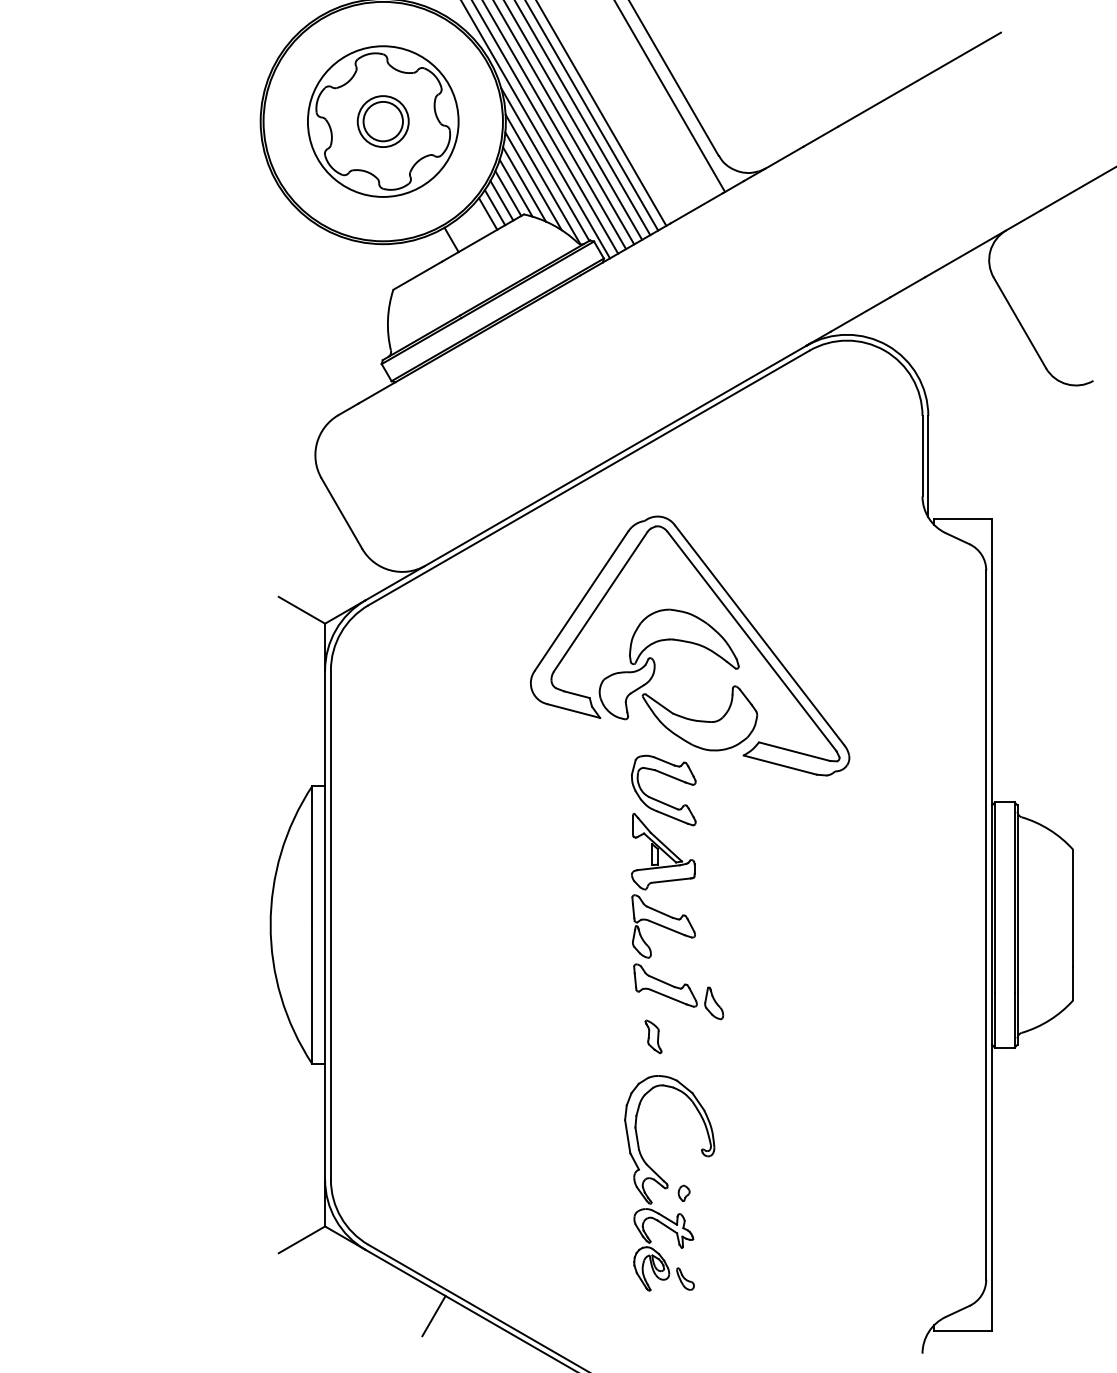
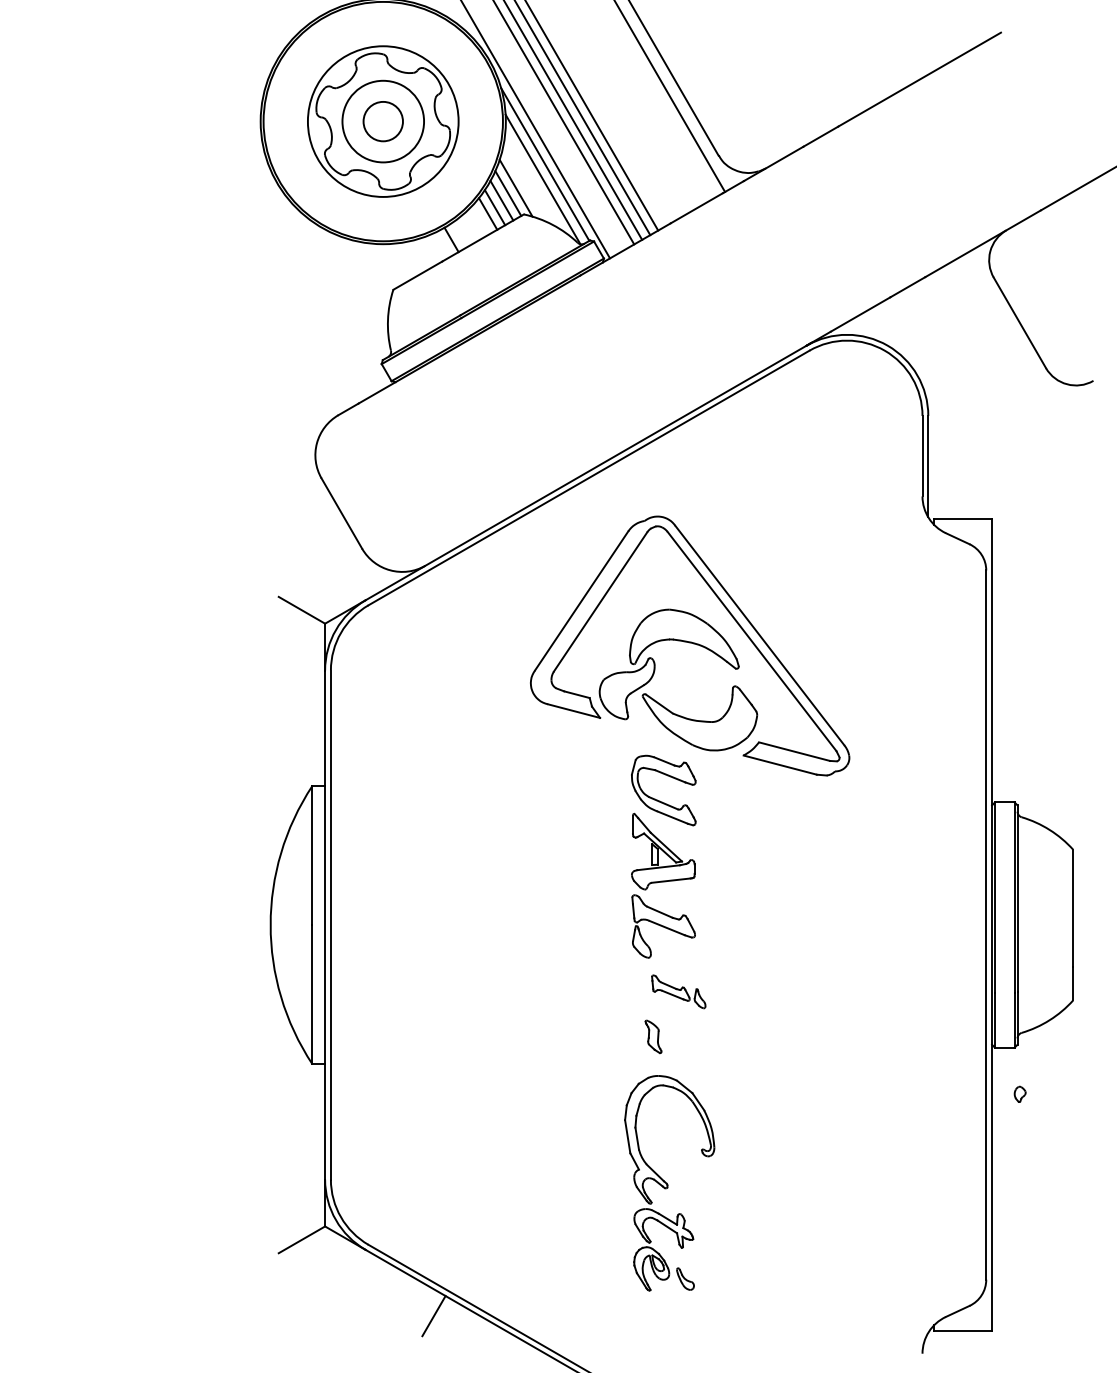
line: present -> none (601, 113)
circle diameter: 51 px -> 82 px (383, 121)
line: present -> none (554, 125)
line: present -> none (545, 127)
line: present -> none (533, 181)
line: present -> none (524, 184)
part size: 92x58 px -> 56x36 px (678, 991)
part position: (683, 1192) -> (1019, 1093) (1019, 1093)
